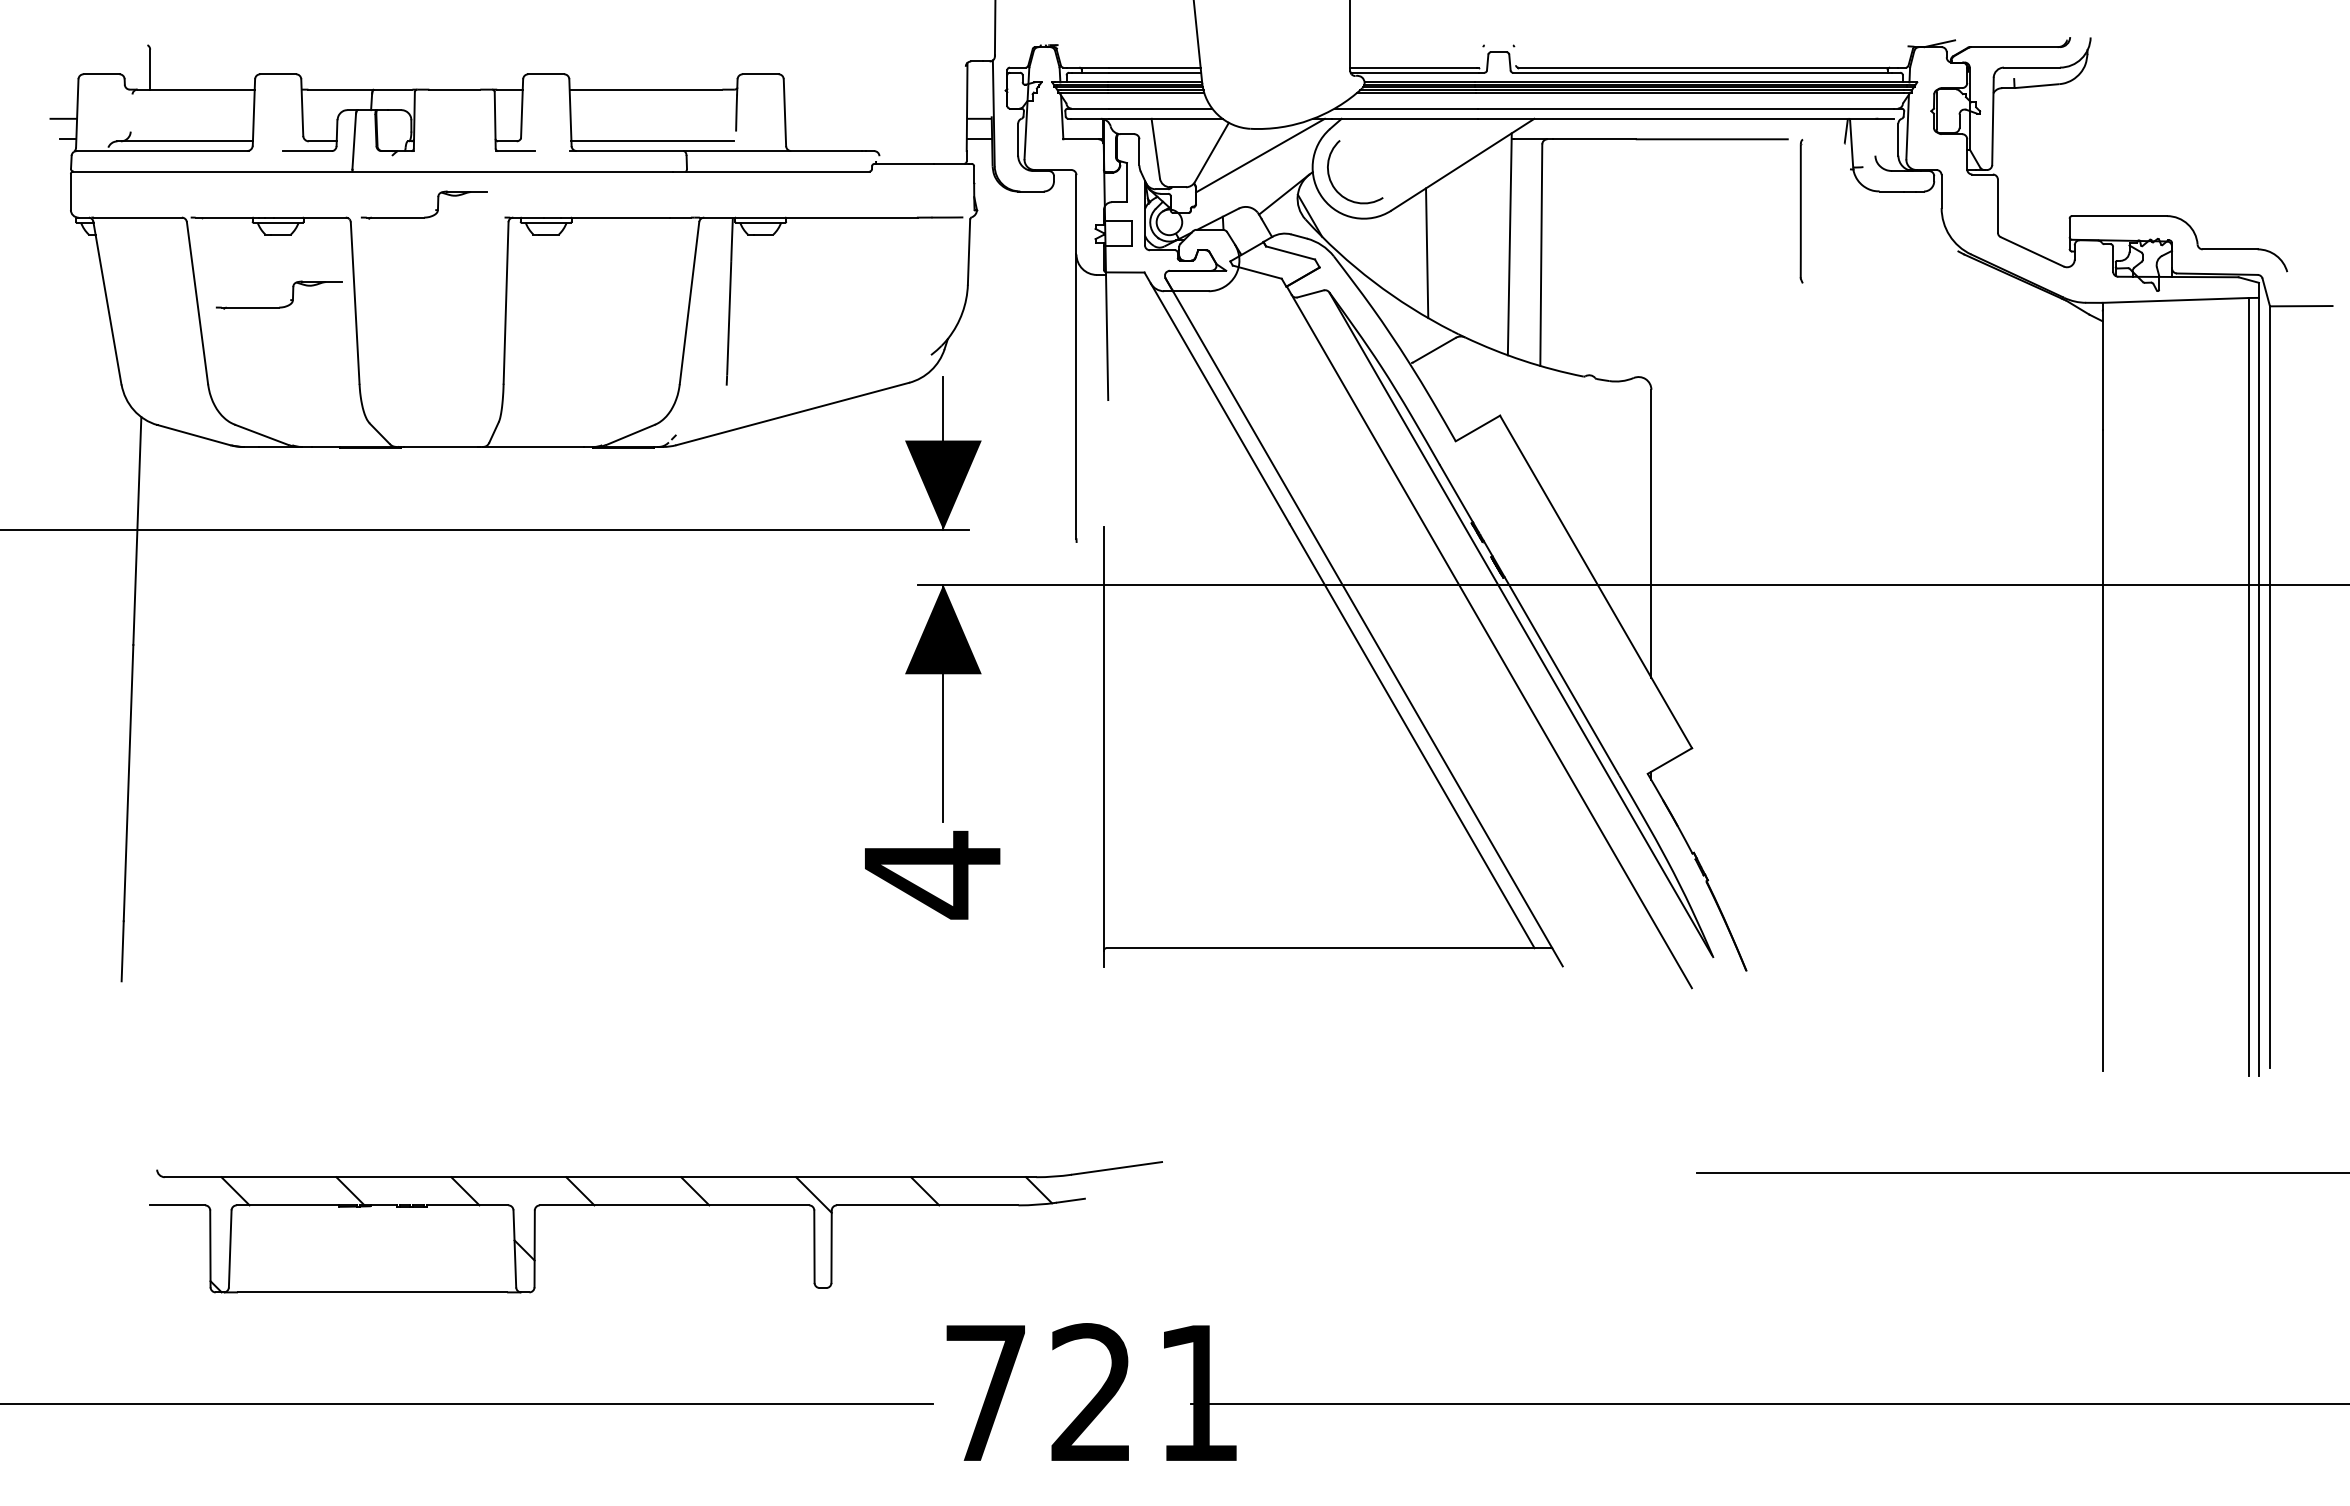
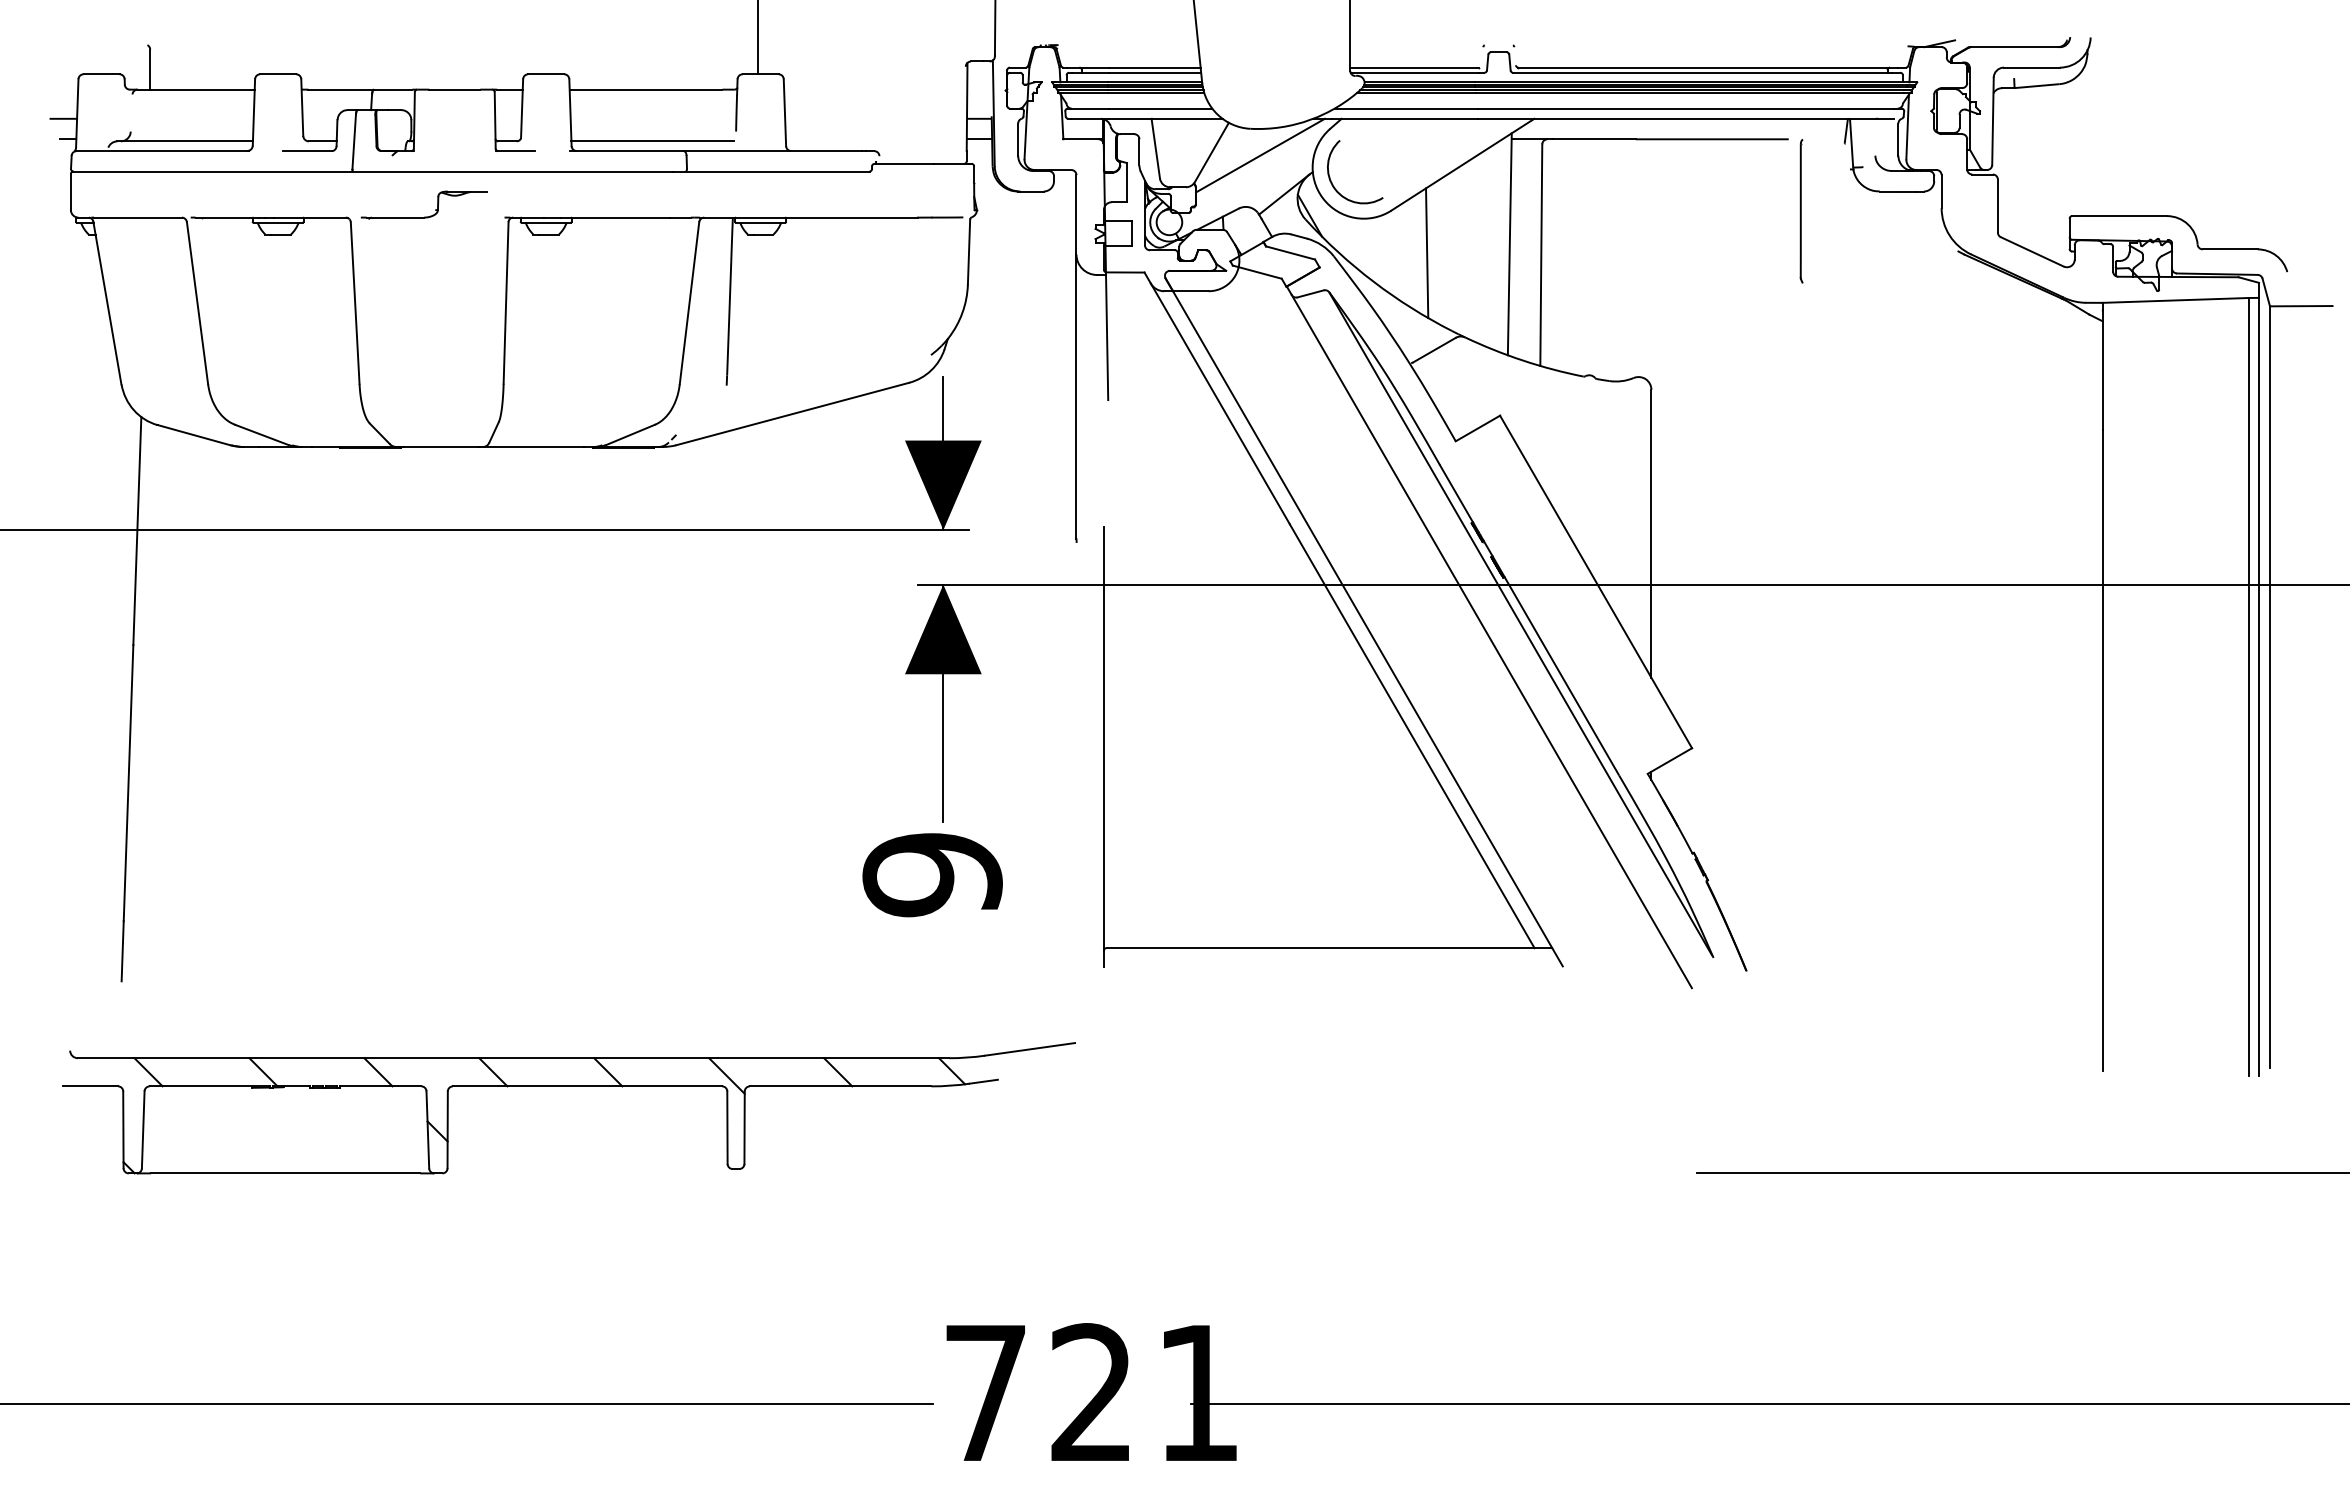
line: none -> present (757, 38)
part: present -> none (279, 306)
text: 4 -> 9 (932, 874)
part position: (655, 1205) -> (568, 1086) (568, 1086)
